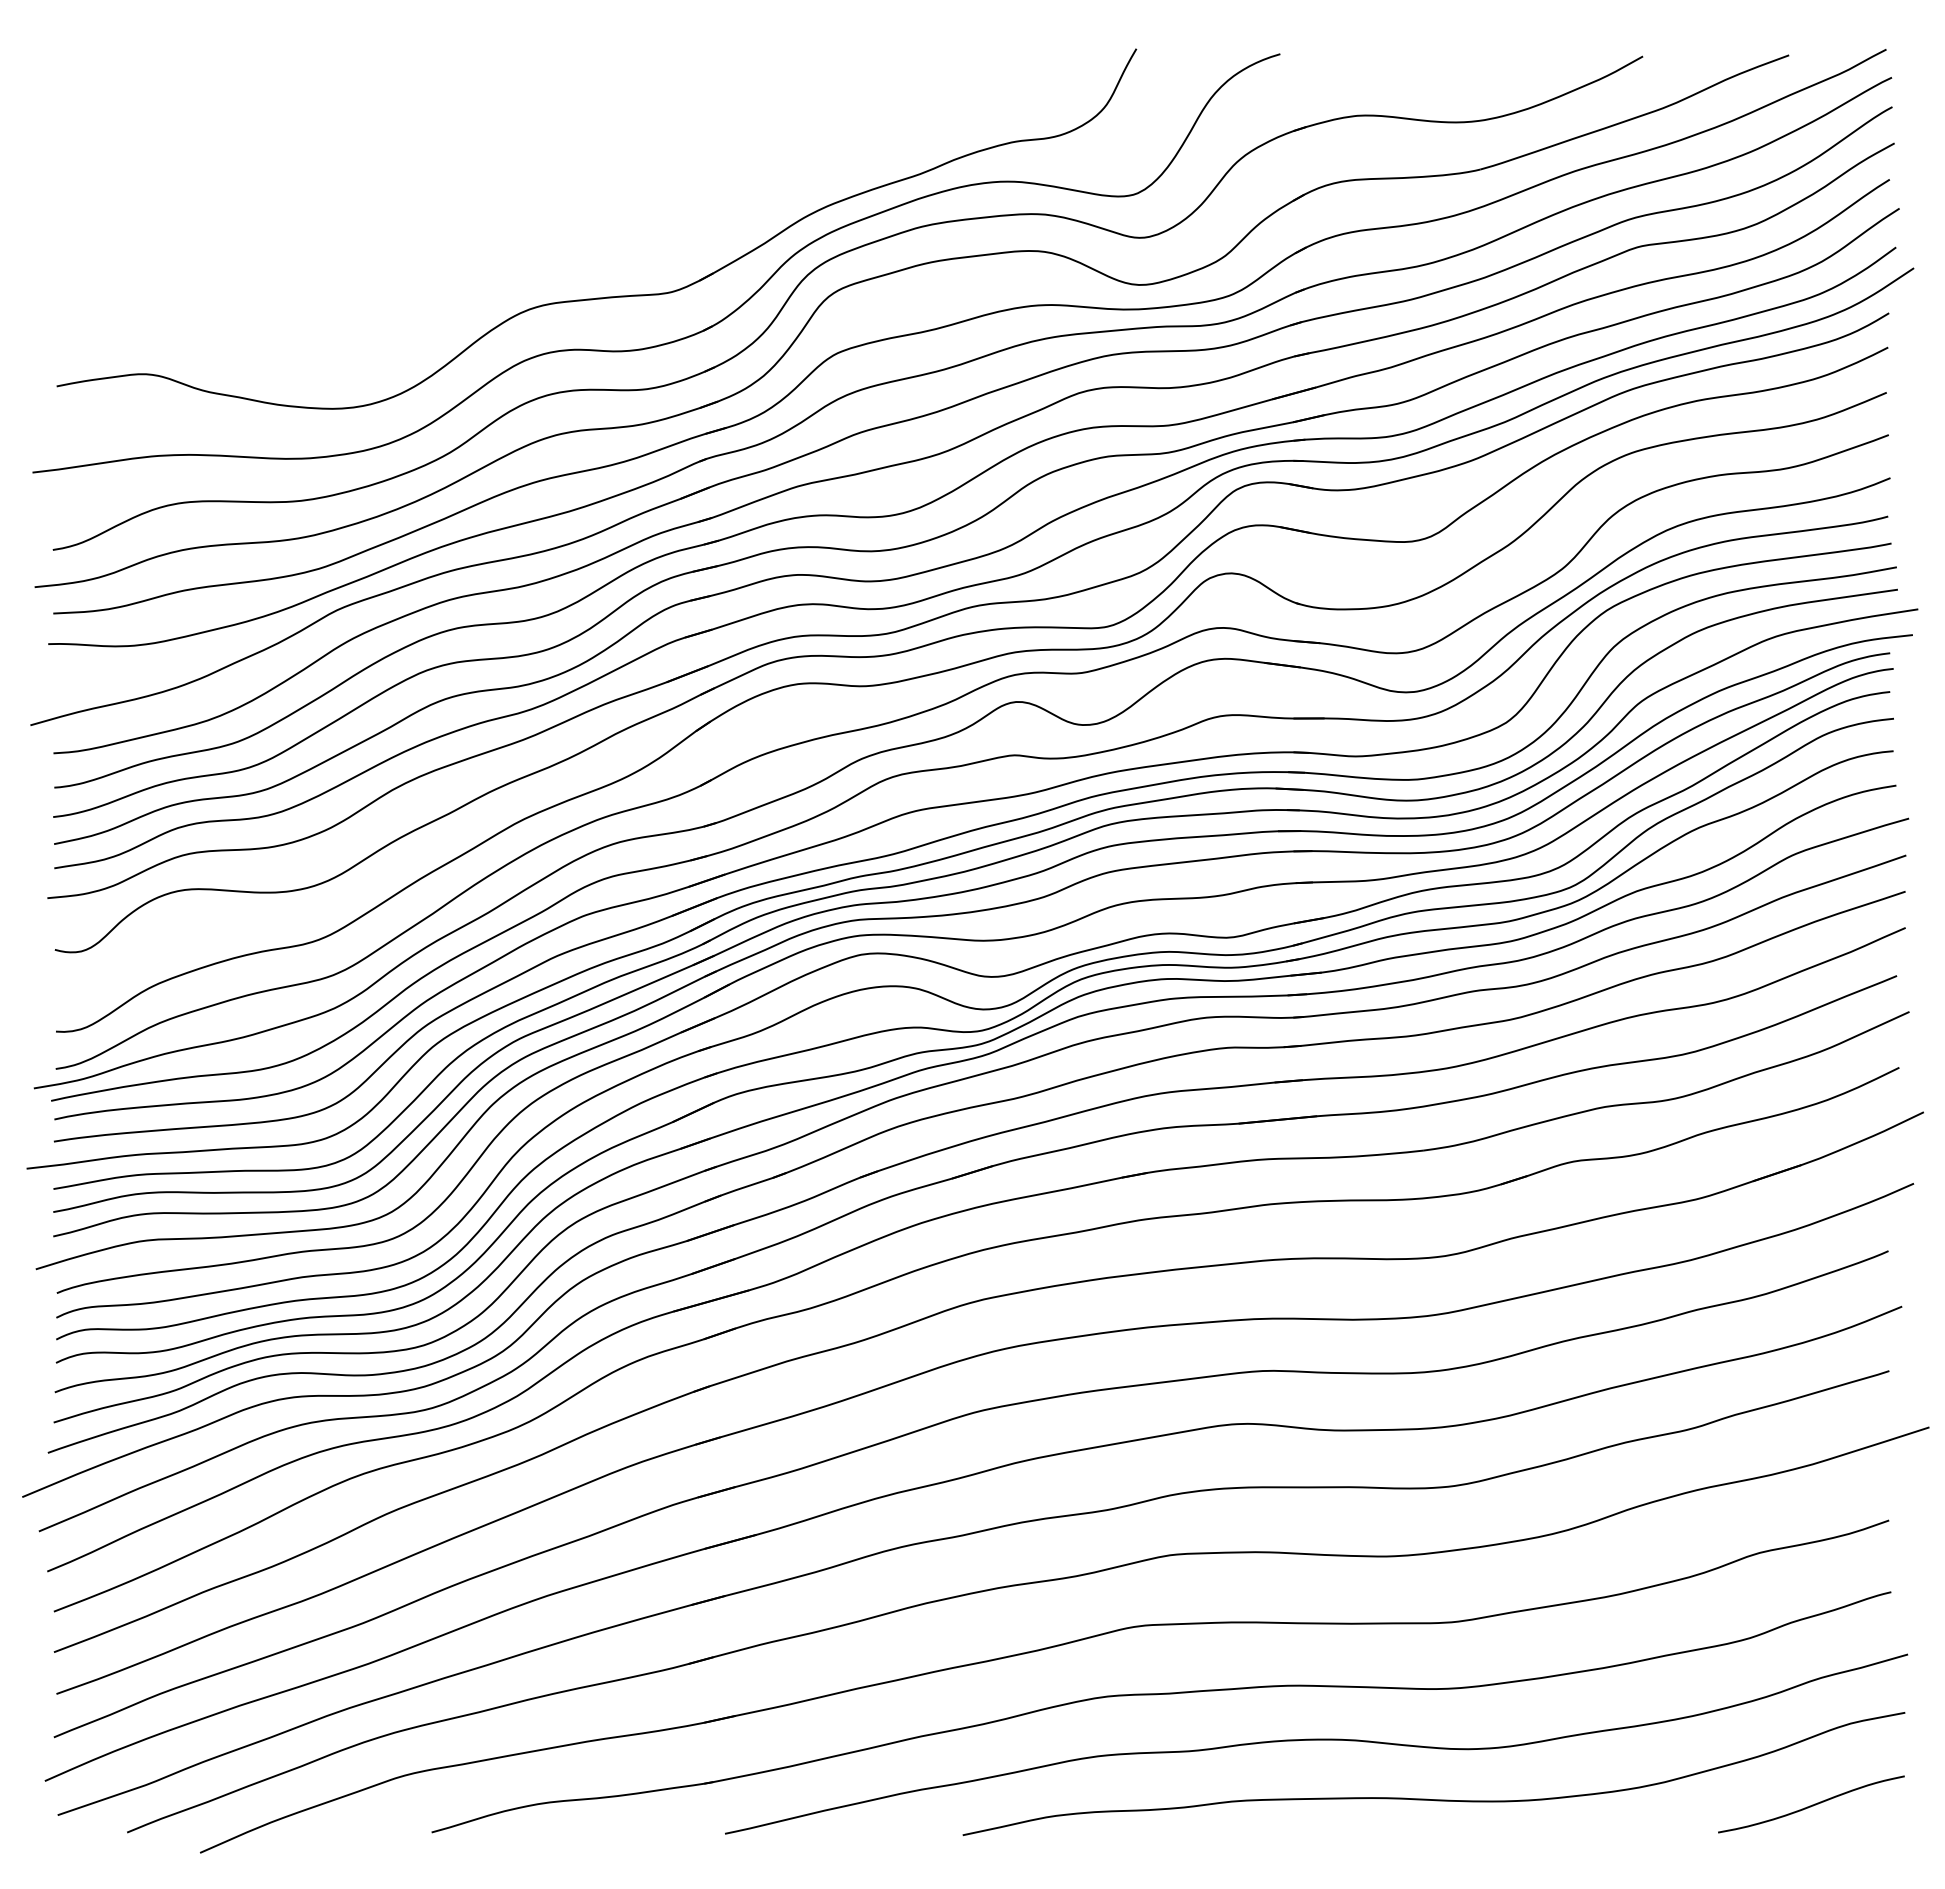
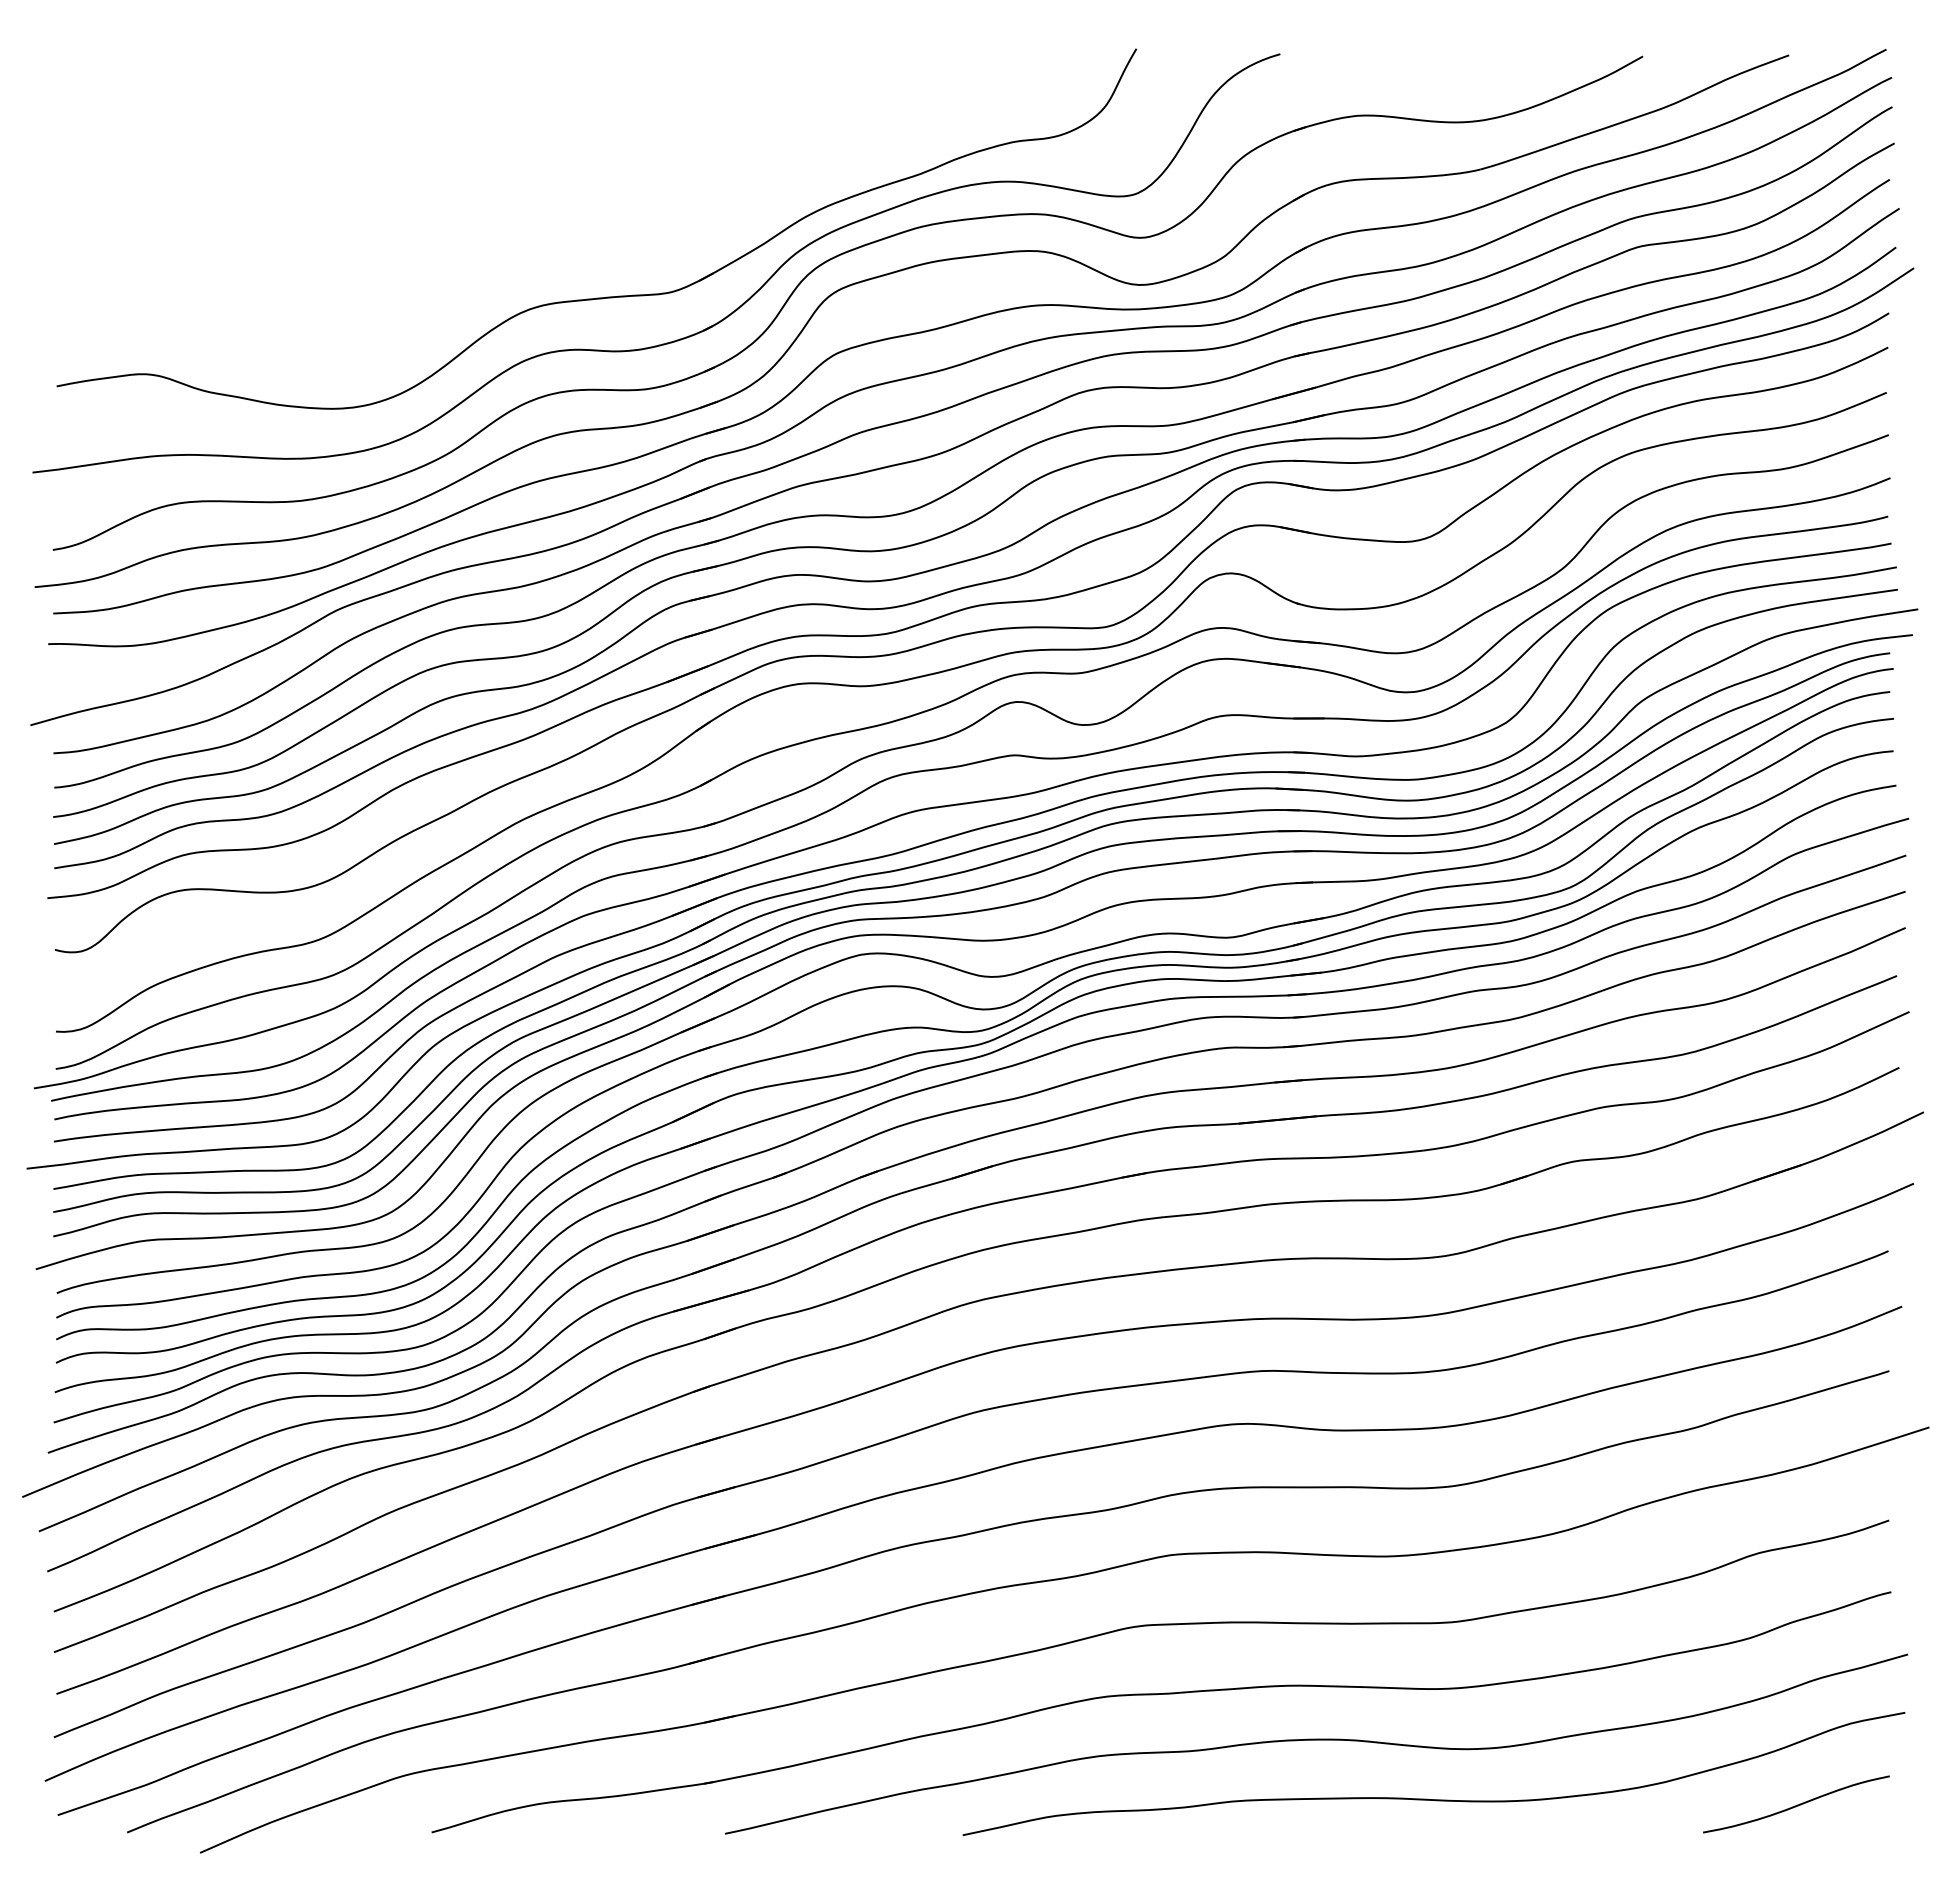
curve position: (1812, 1804) -> (1797, 1804) (1797, 1804)
